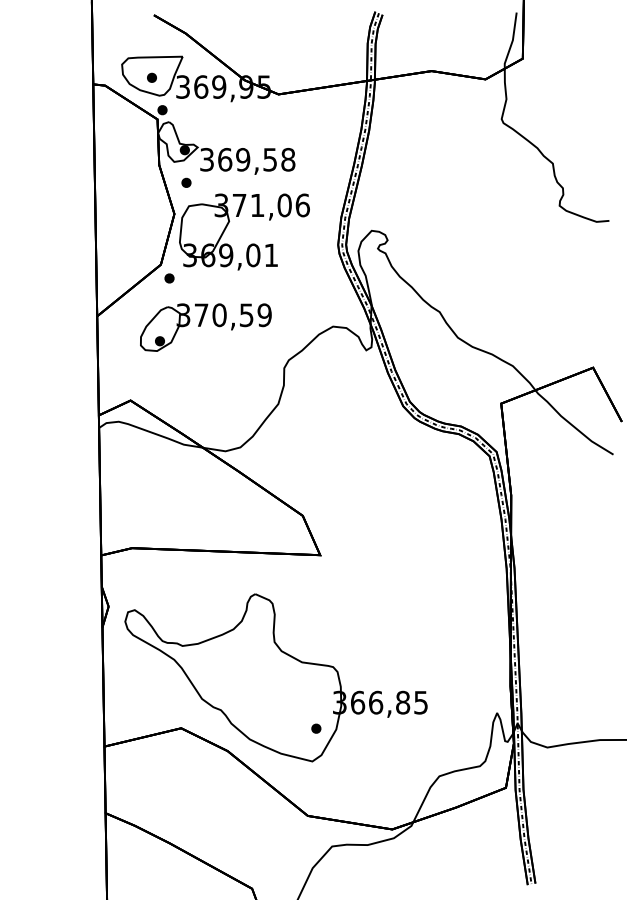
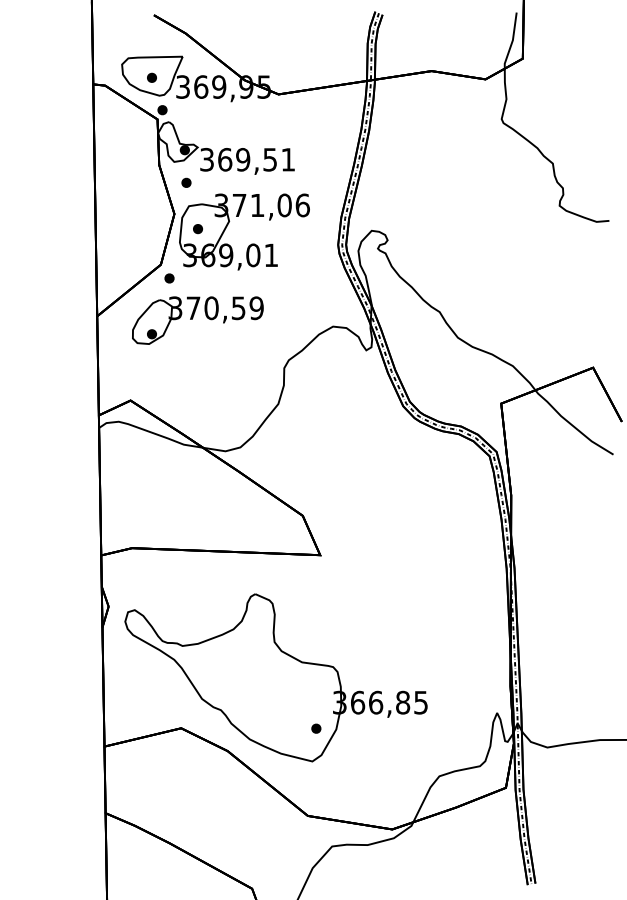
text: 369,58 -> 369,51 (288, 159)
part: none -> present (197, 229)
part position: (205, 327) -> (197, 320) (197, 320)
